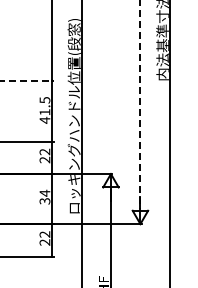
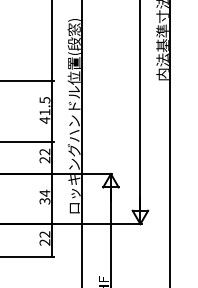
line: dashed -> solid (27, 80)
line: dashed -> solid (140, 104)
